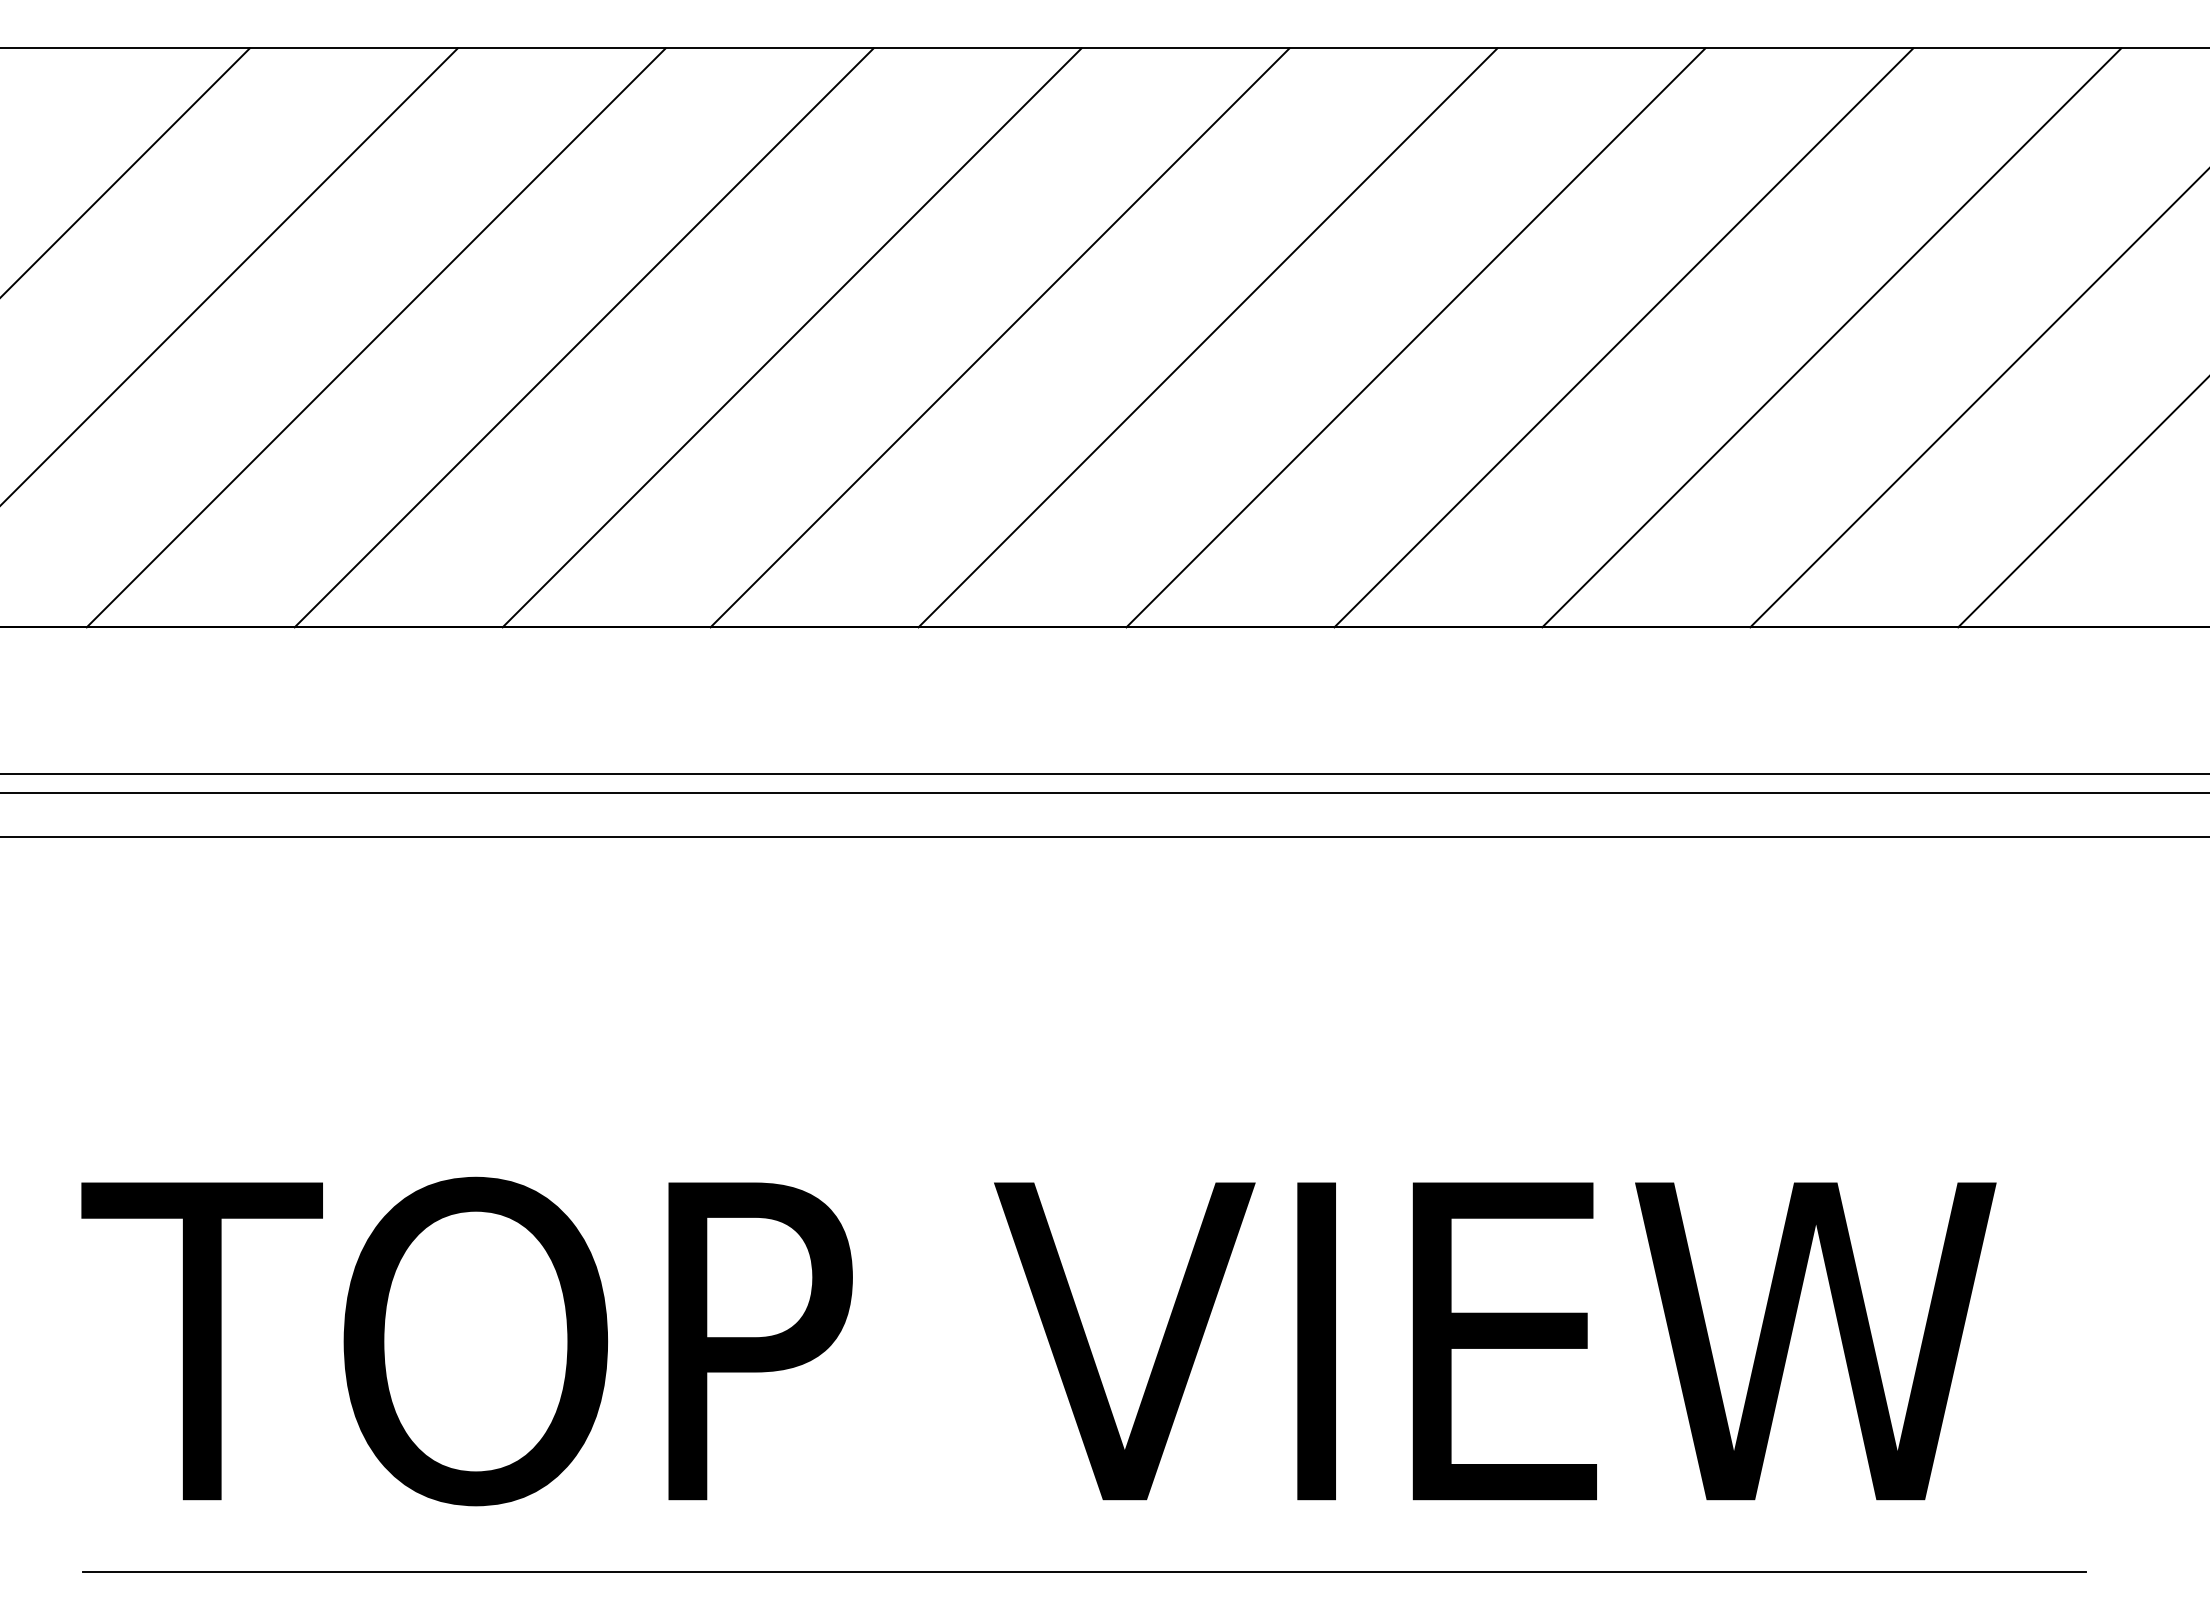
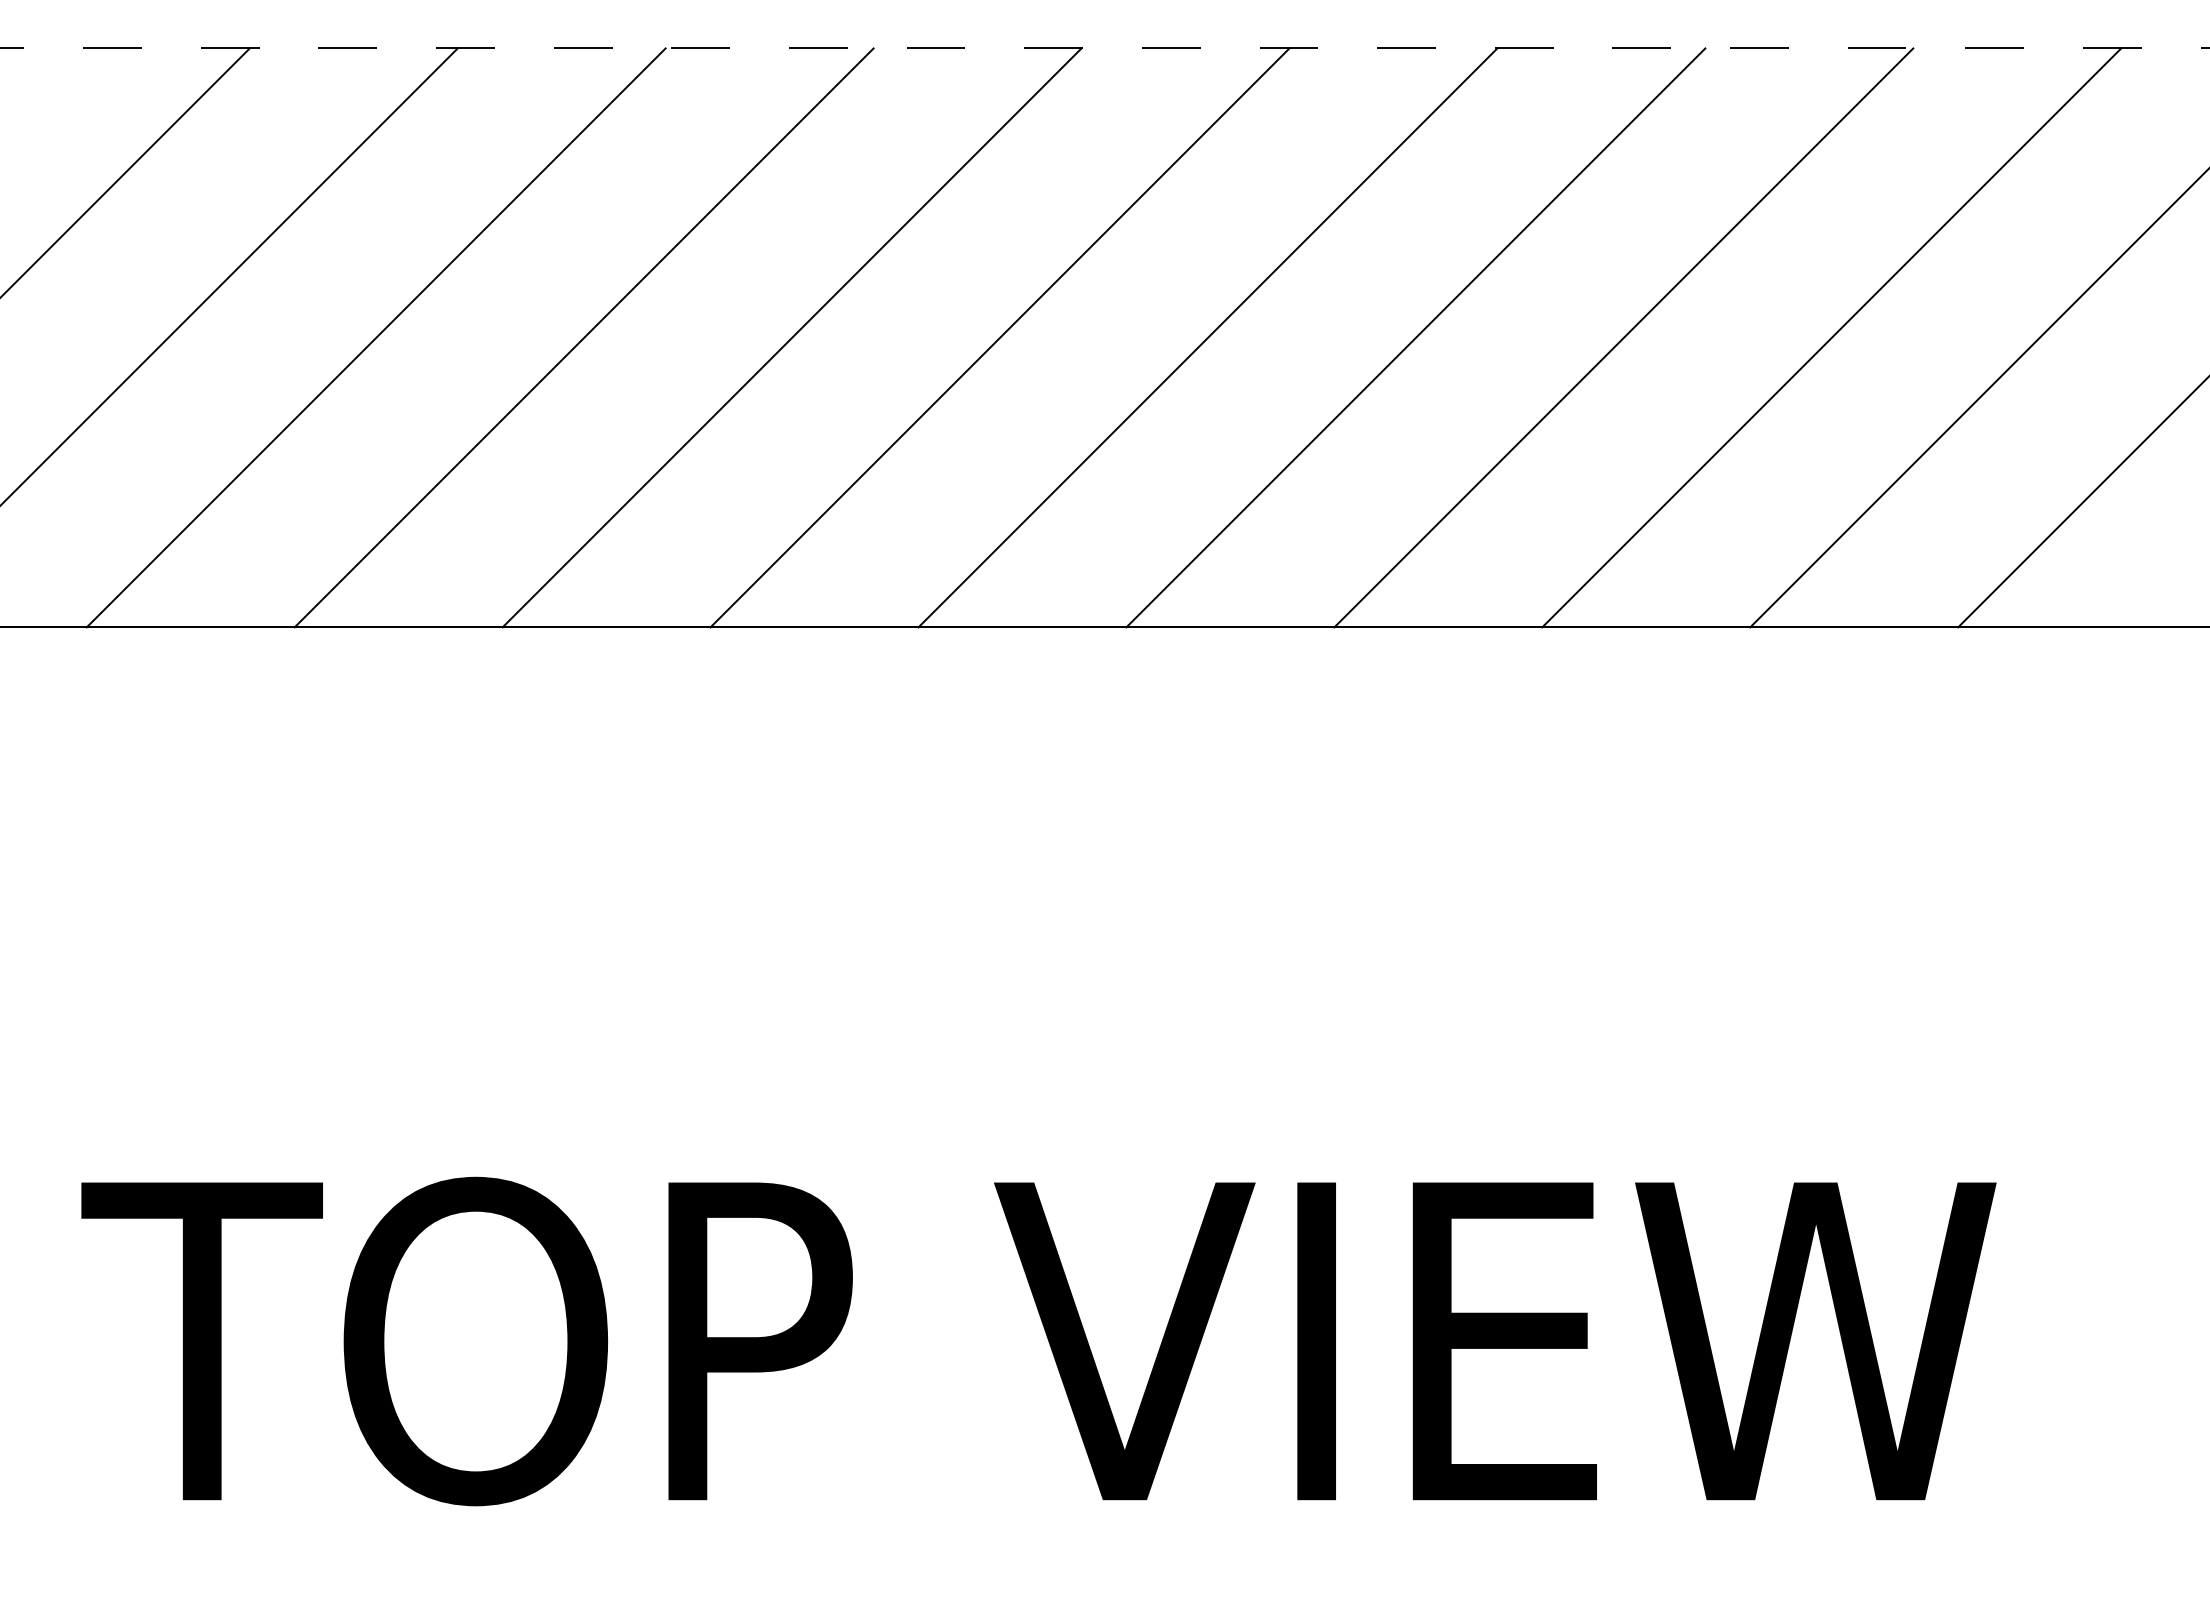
line: solid -> dashed (1104, 48)
line: present -> none (1104, 774)
line: present -> none (1104, 793)
line: present -> none (1104, 836)
line: present -> none (1084, 1571)
